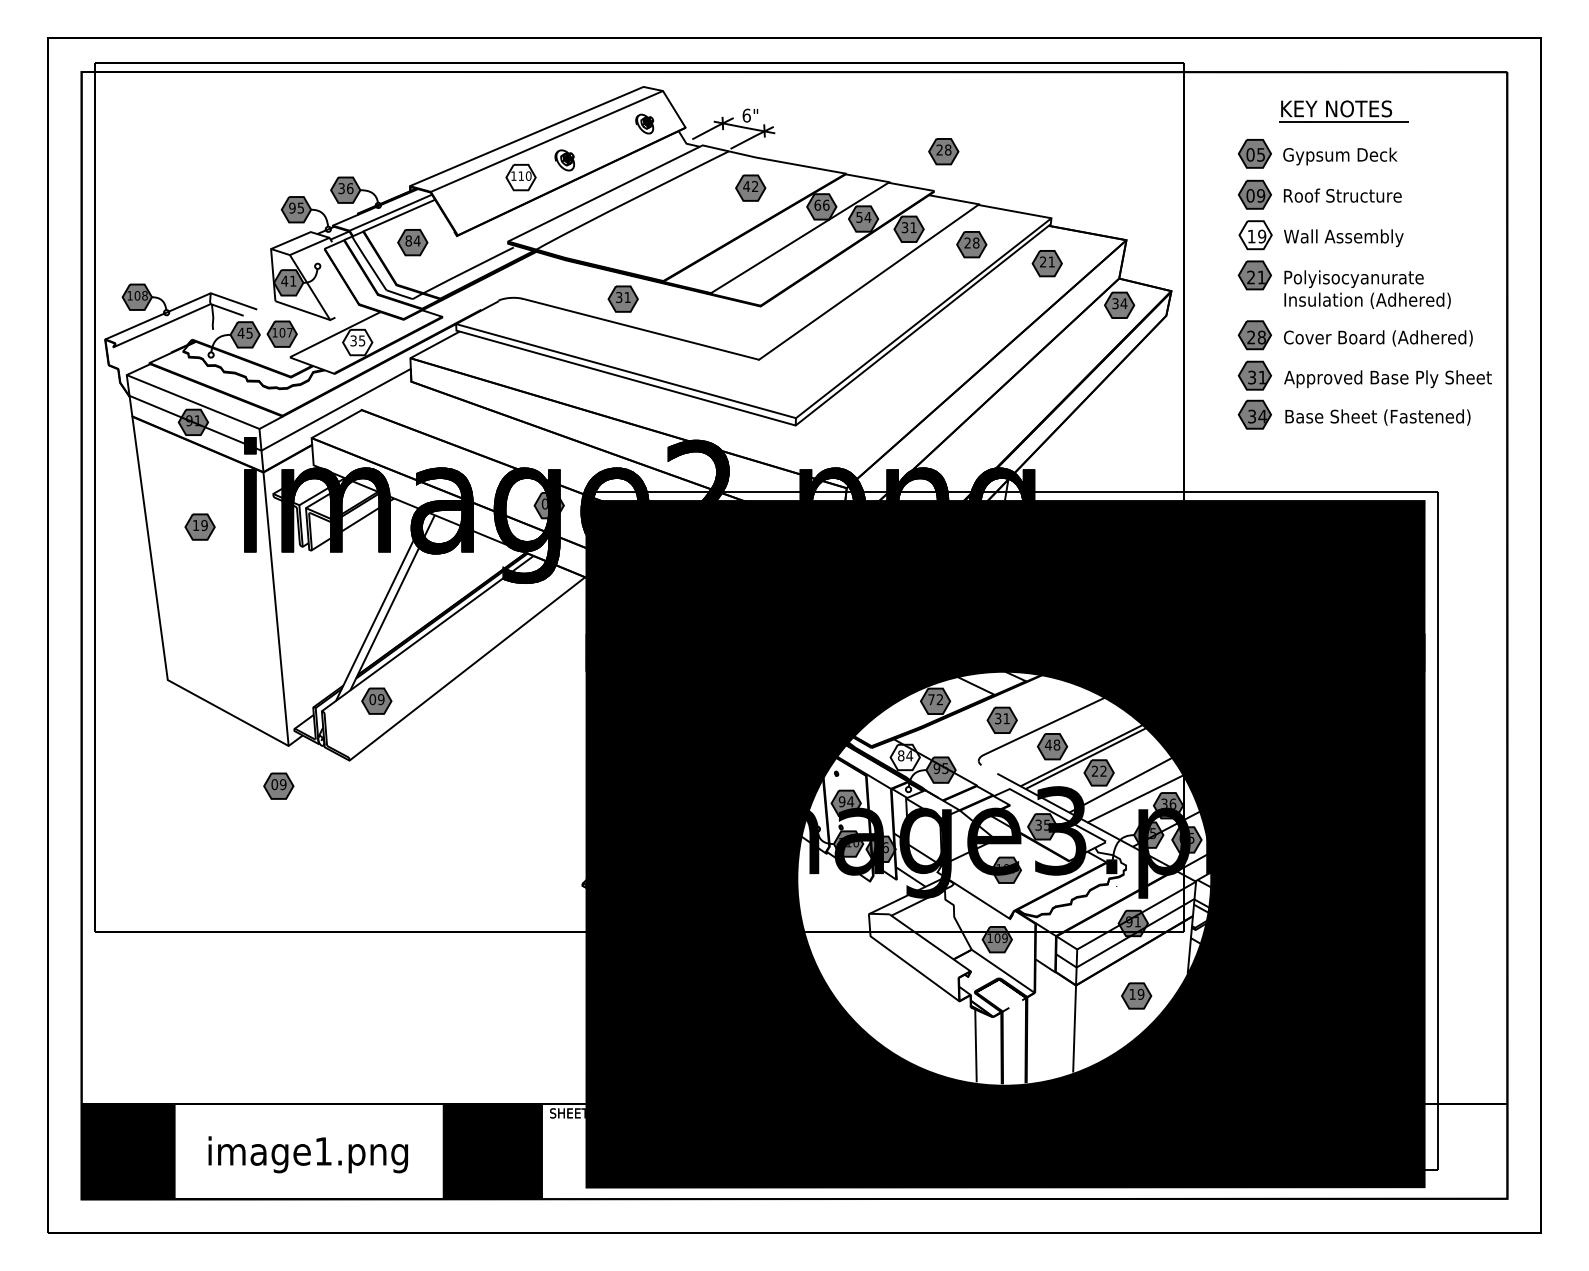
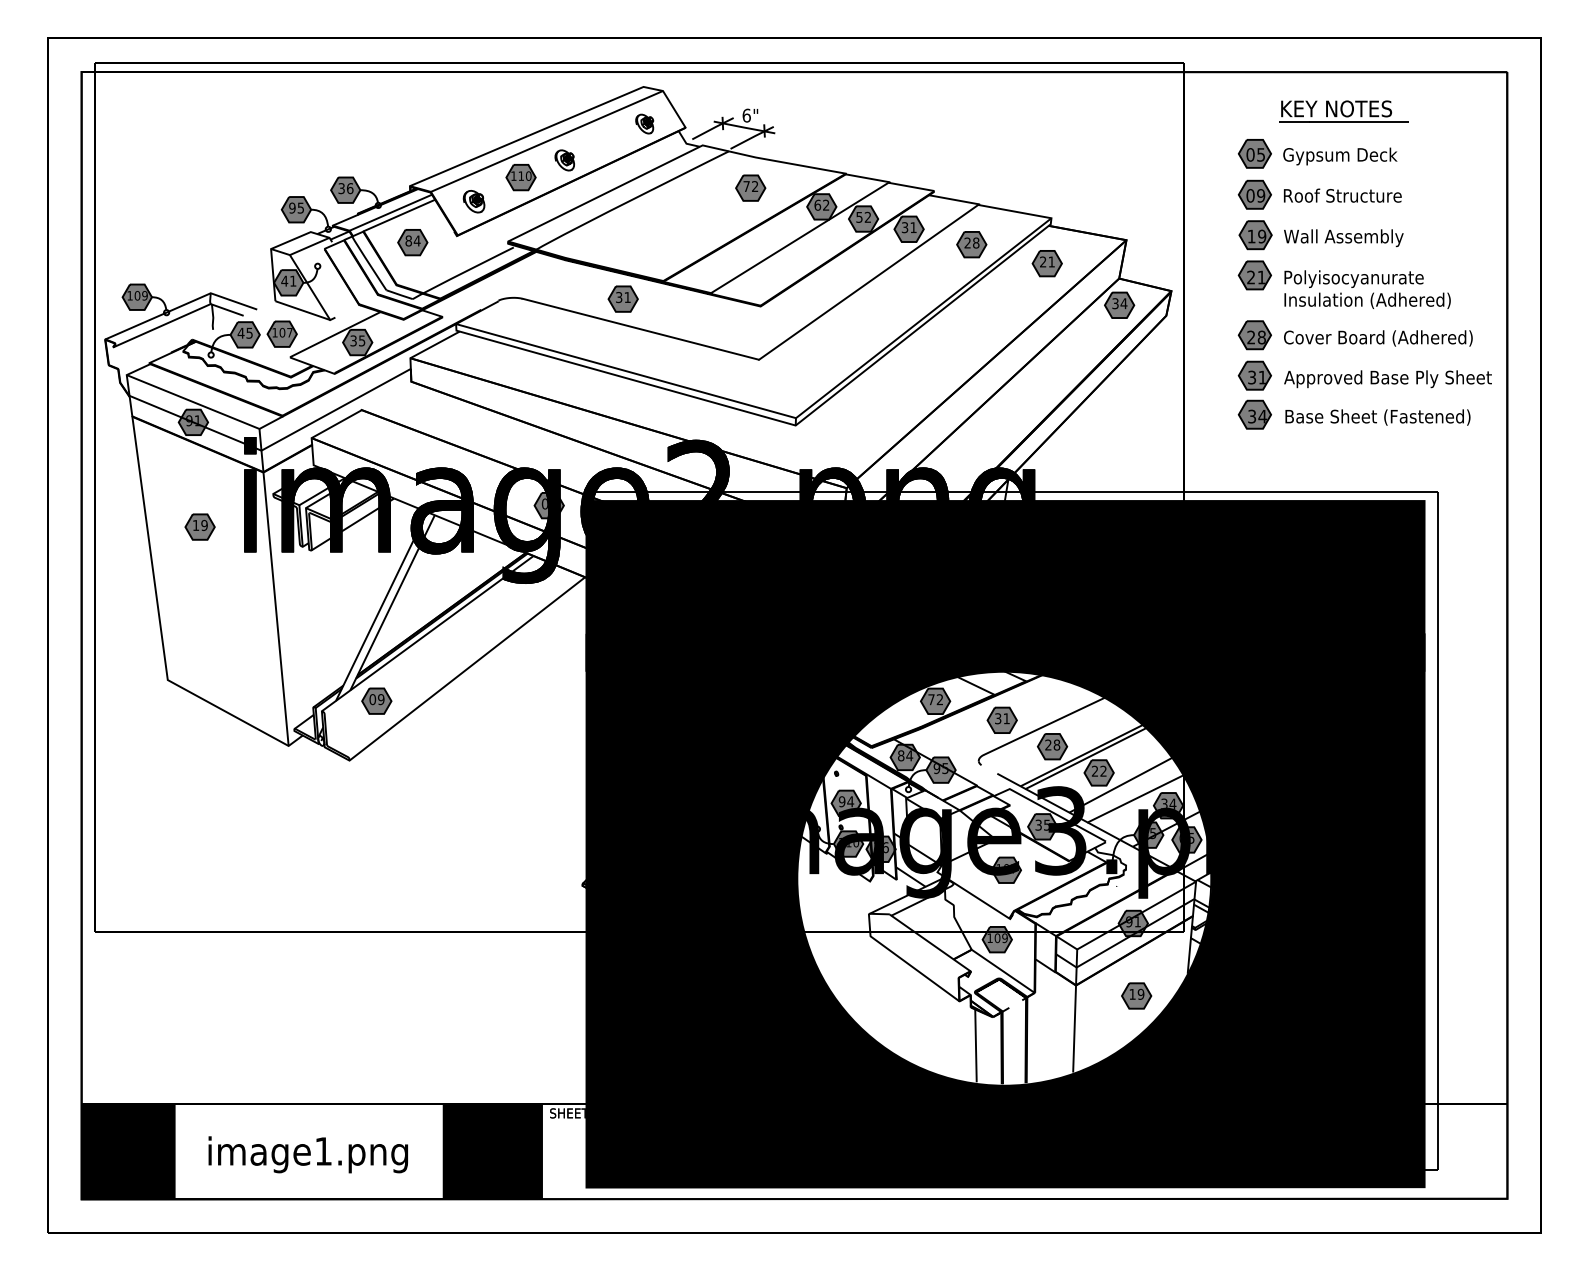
part: present -> none (943, 151)
fill: none -> present (520, 177)
text: 42 -> 72 (746, 186)
part: none -> present (473, 201)
text: 66 -> 62 (826, 204)
text: 54 -> 52 (867, 217)
fill: none -> present (1255, 235)
text: 108 -> 109 (144, 295)
fill: none -> present (357, 342)
text: 48 -> 28 (1048, 744)
fill: none -> present (904, 757)
part: present -> none (278, 785)
text: 36 -> 34 (1172, 803)
